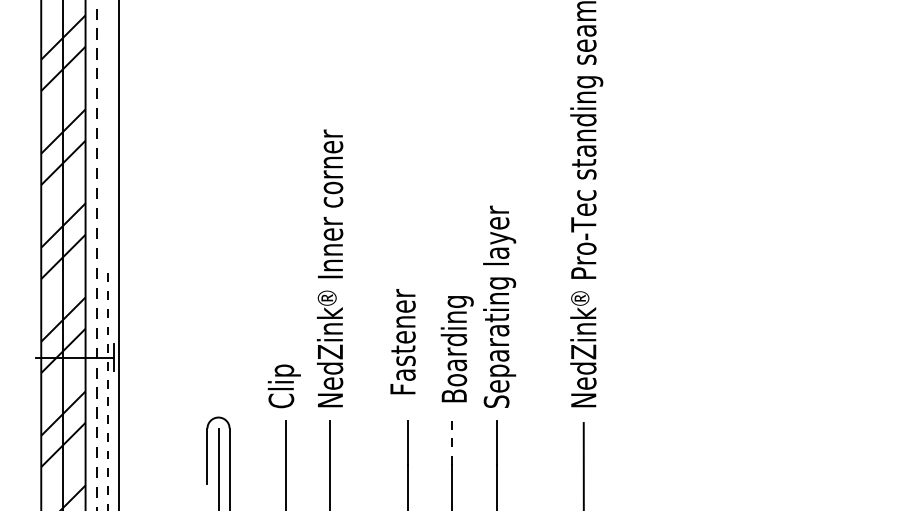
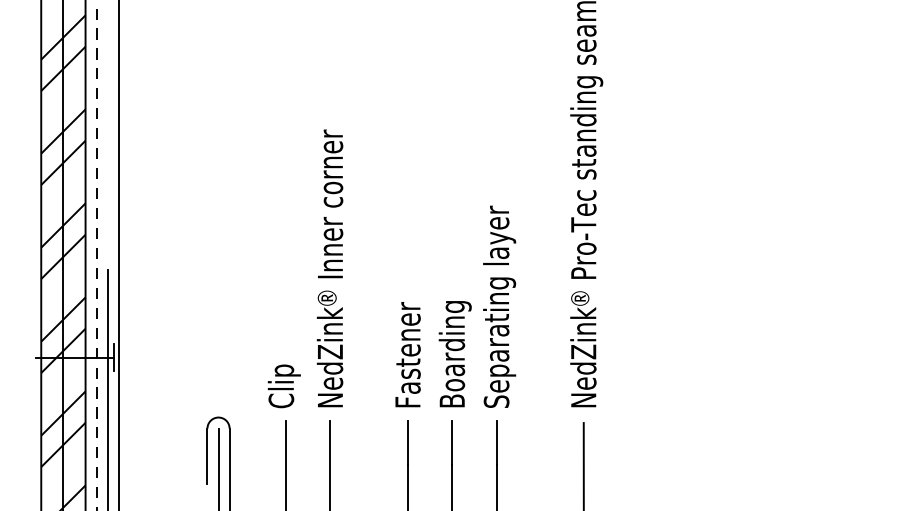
text position: (402, 341) -> (407, 354) (407, 354)
text position: (456, 349) -> (454, 354) (454, 354)
line: dashed -> solid (107, 389)
line: dashed -> solid (452, 442)
